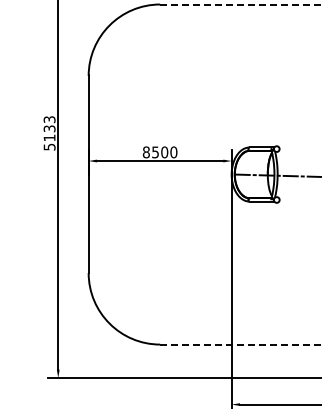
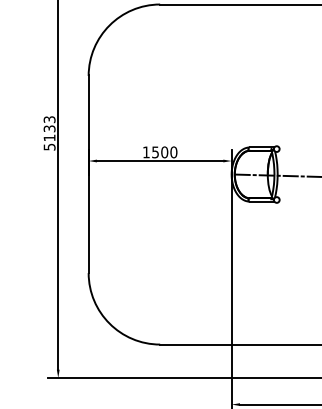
line: dashed -> solid (240, 4)
text: 8500 -> 1500 (145, 152)
line: dashed -> solid (240, 344)
